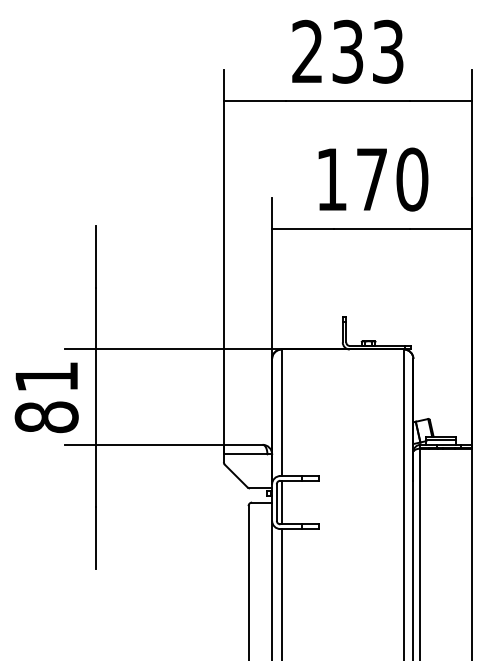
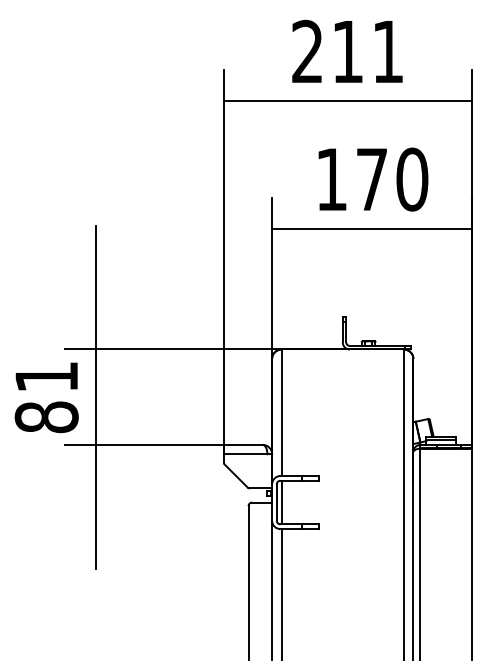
text: 233 -> 211 (367, 51)
